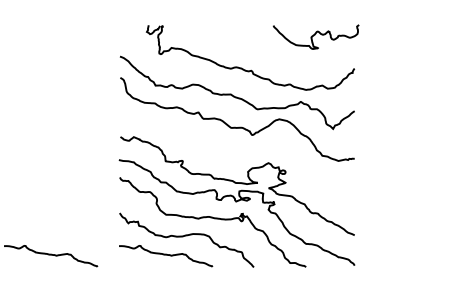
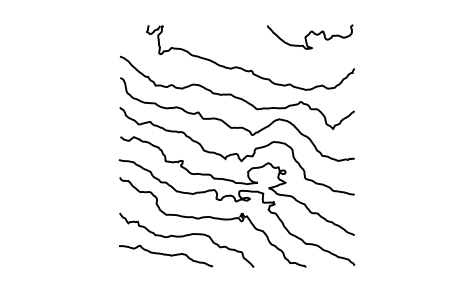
curve position: (315, 35) -> (309, 35) (309, 35)
curve: none -> present (236, 153)
curve: present -> none (51, 255)
